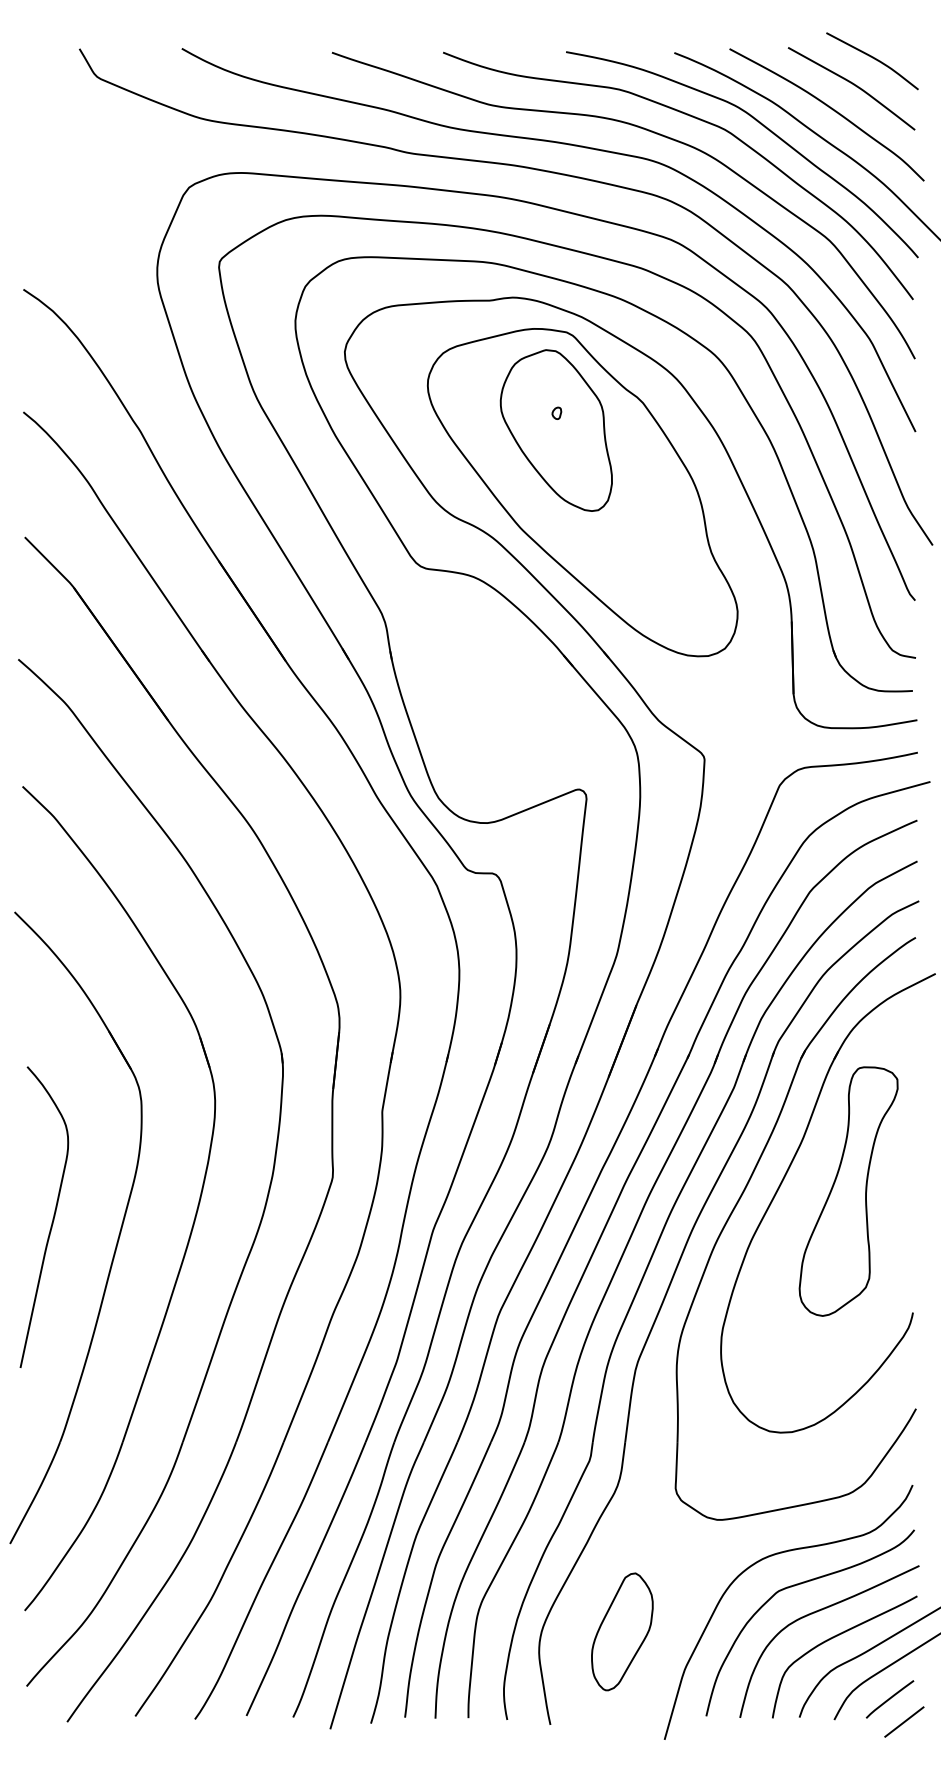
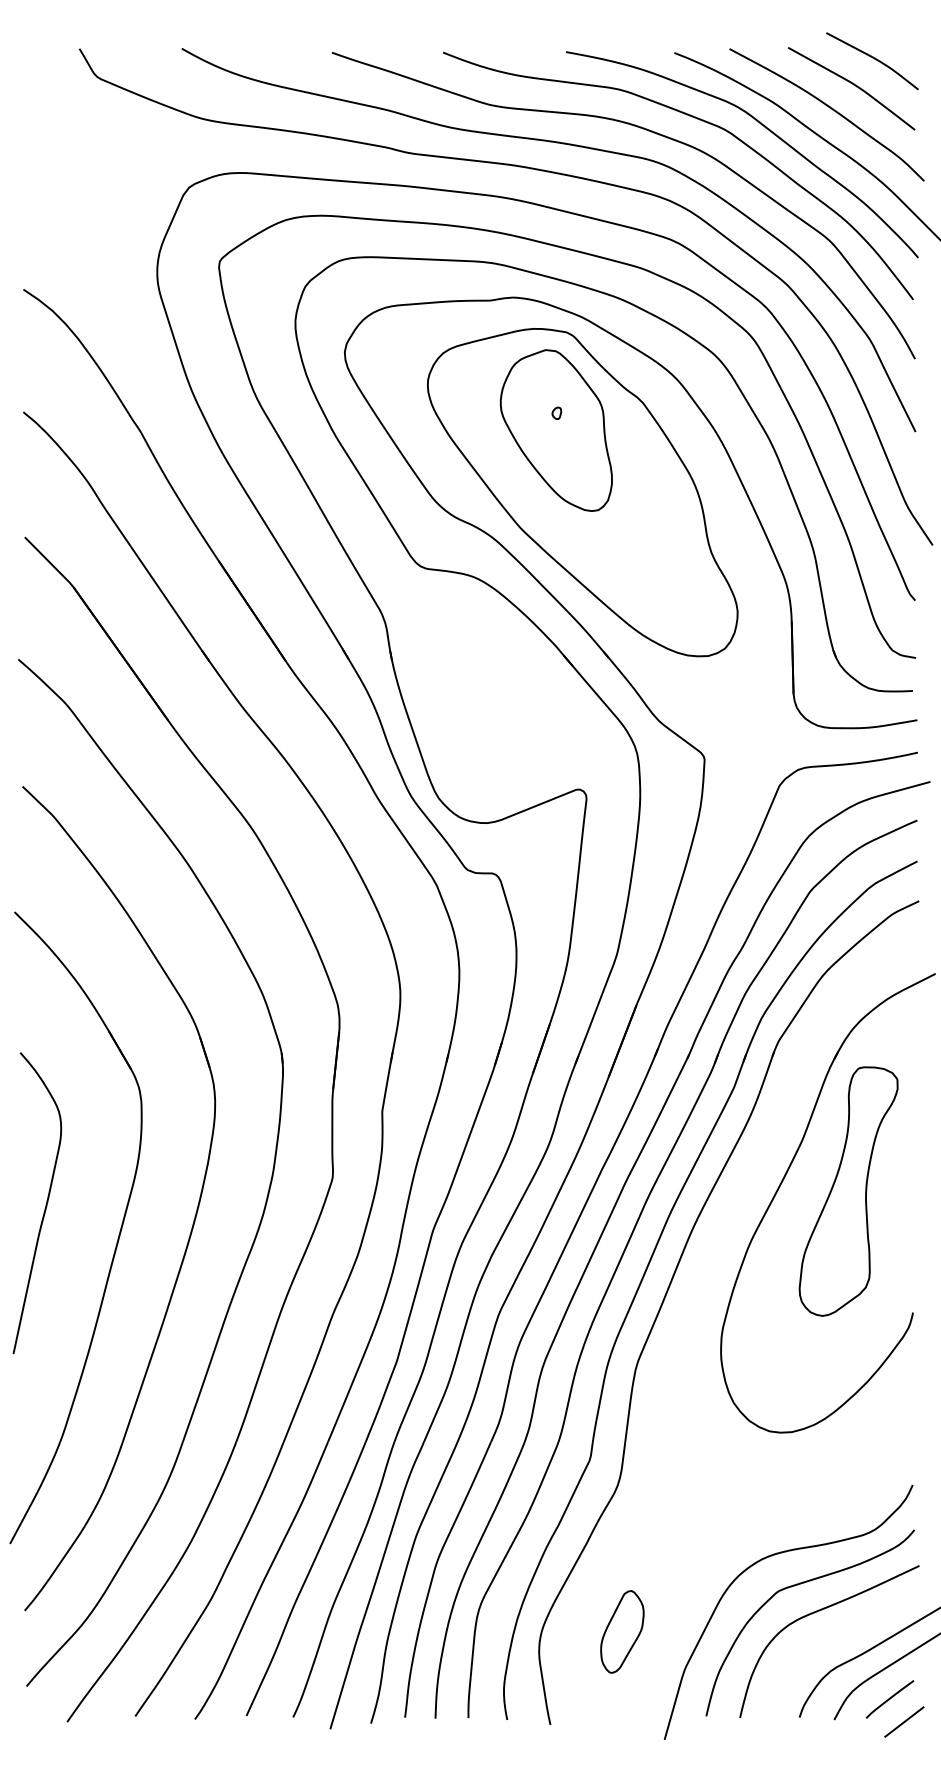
part: present -> none (739, 1201)
curve position: (52, 1218) -> (45, 1204) (45, 1204)
part size: 63x120 px -> 45x84 px (622, 1631)
curve: present -> none (835, 1637)
